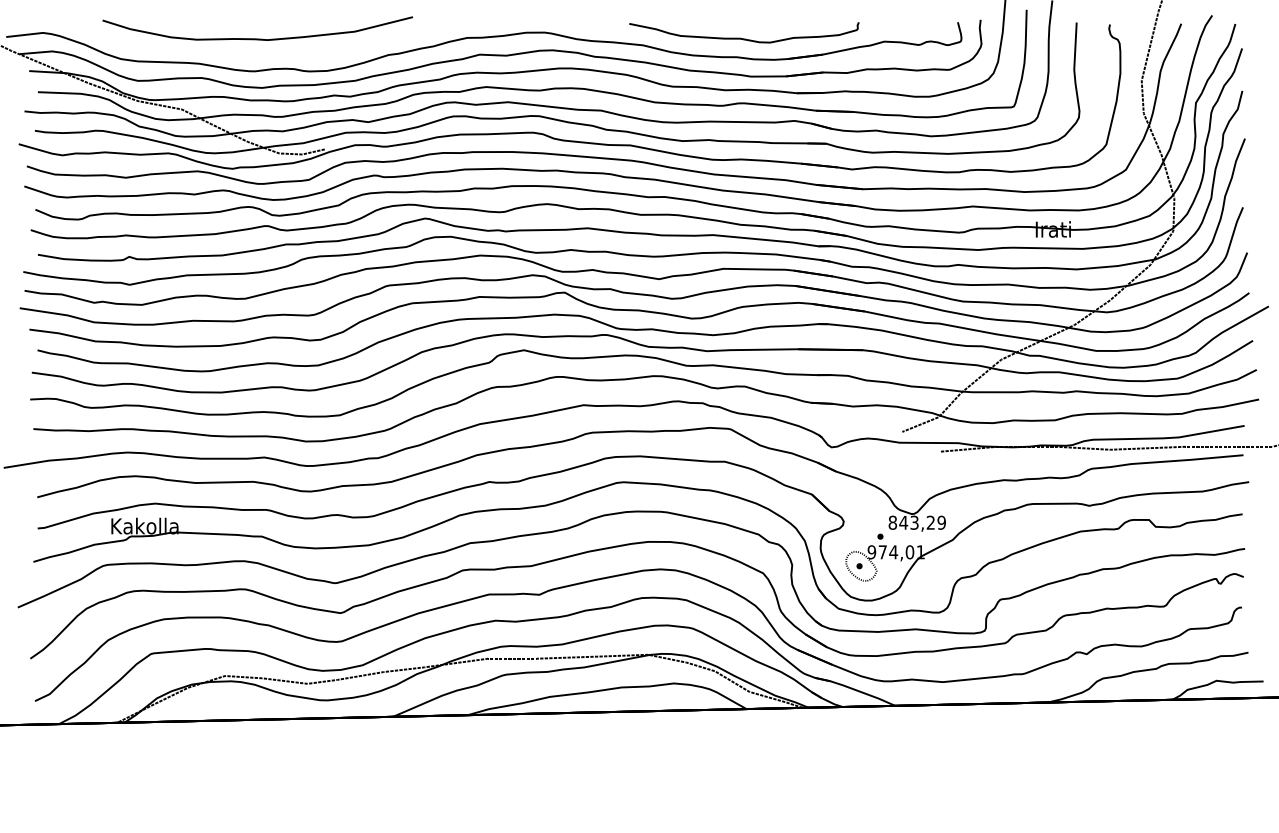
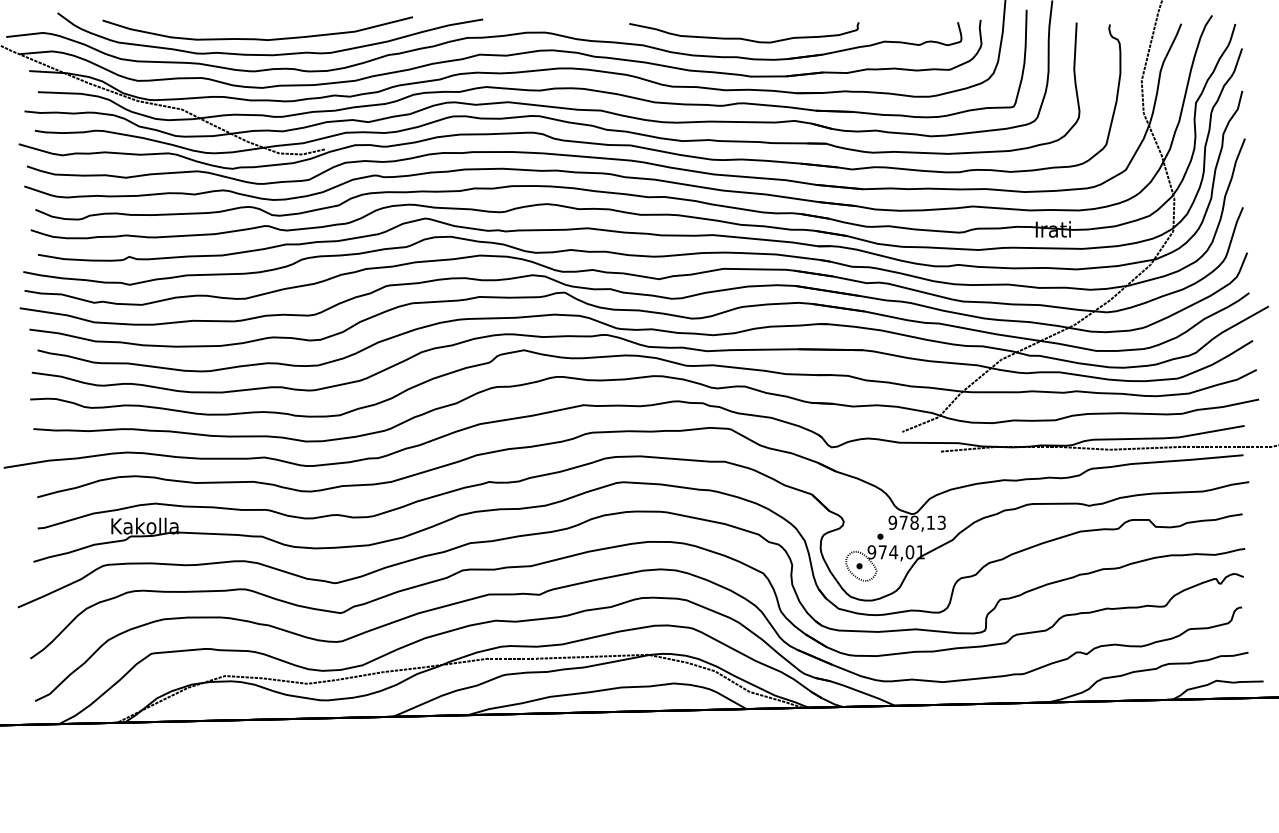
curve: none -> present (270, 54)
text: 843,29 -> 978,13 (916, 522)
